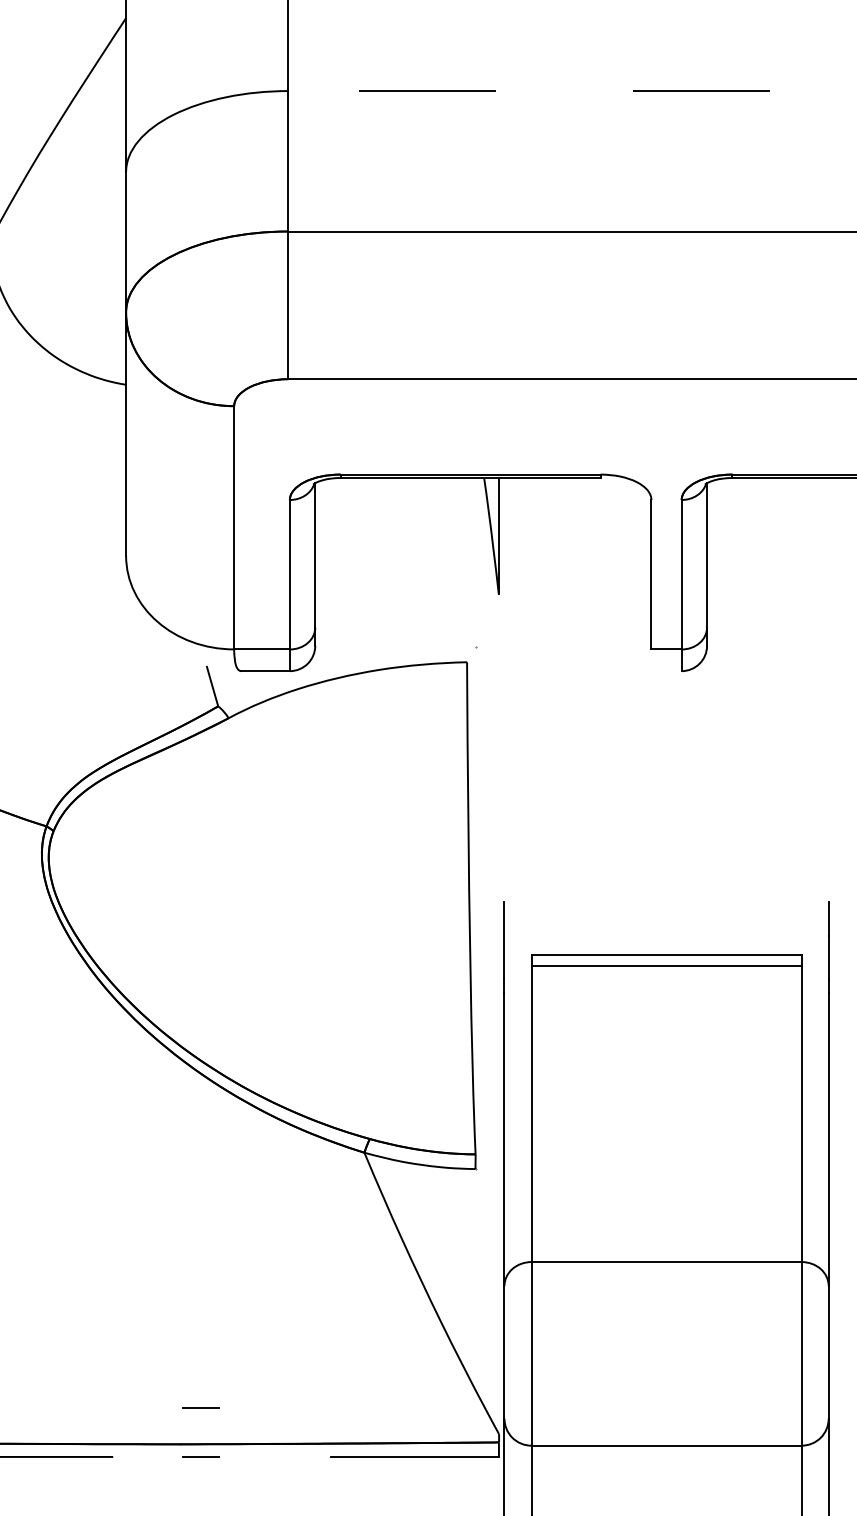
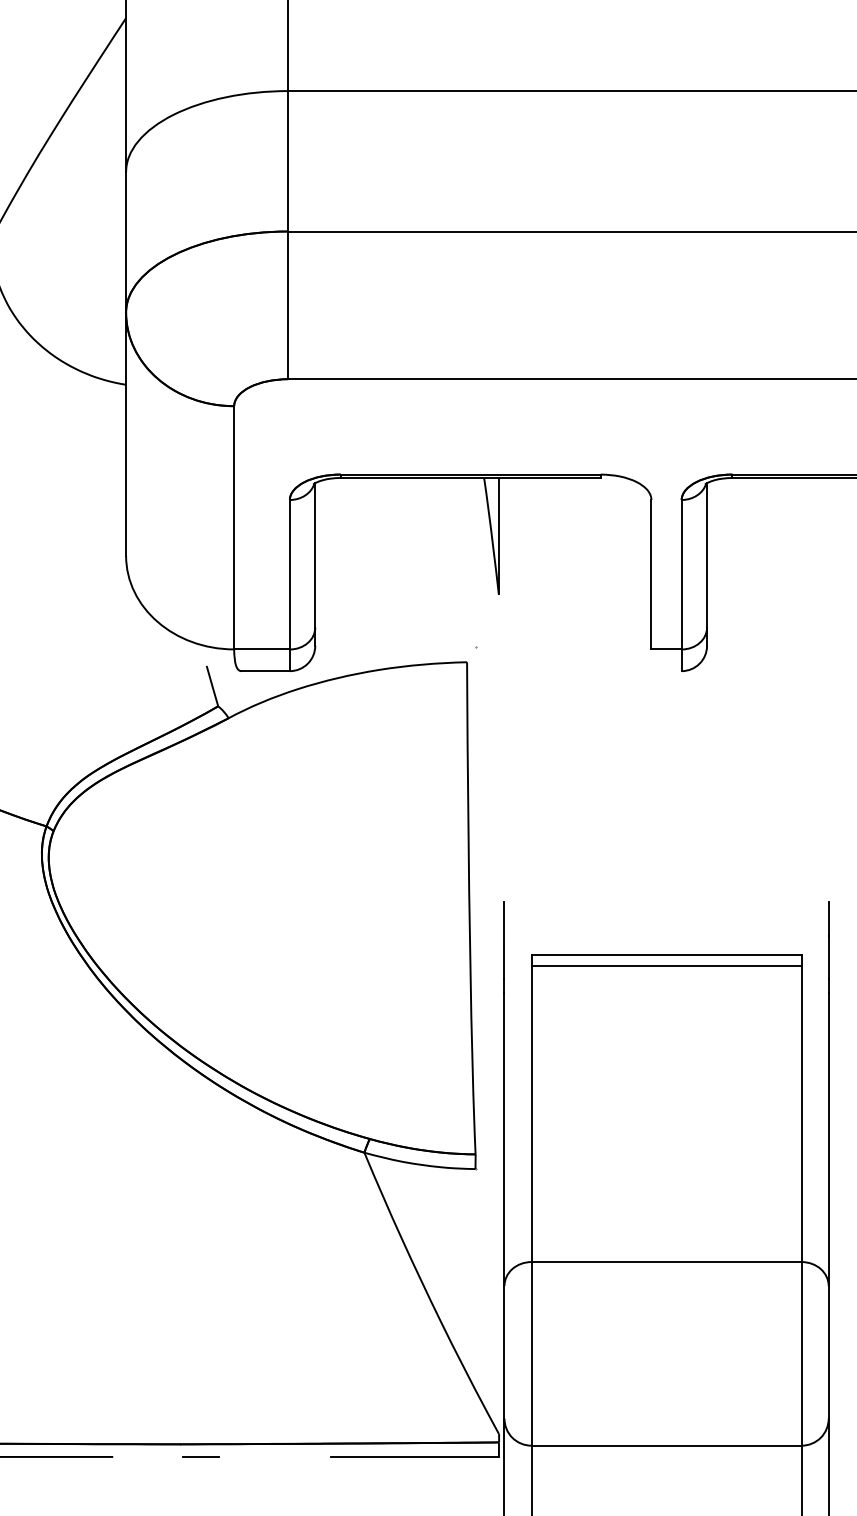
line: dashed -> solid (572, 91)
line: present -> none (200, 1407)
